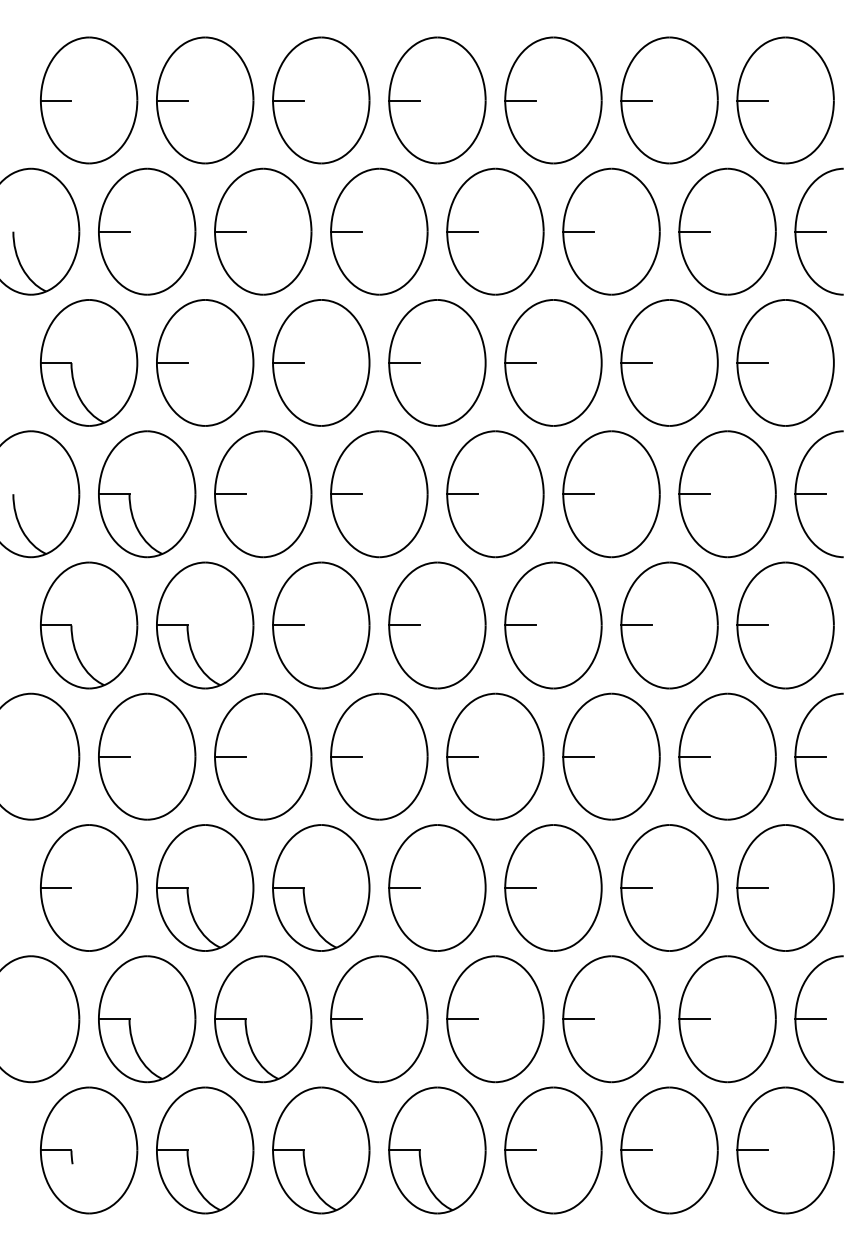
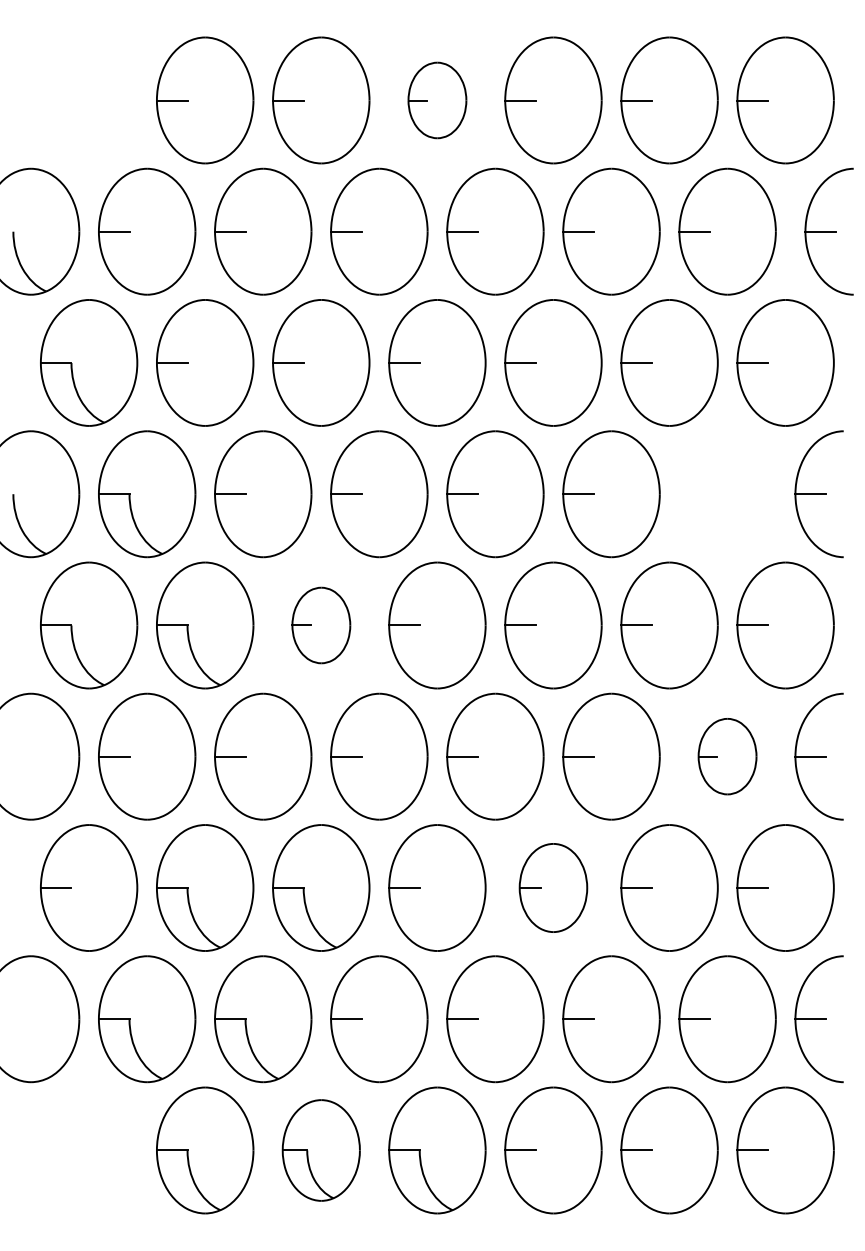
part: present -> none (89, 100)
part size: 99x129 px -> 61x79 px (437, 100)
part position: (818, 231) -> (828, 231) (828, 231)
part: present -> none (727, 494)
part size: 99x129 px -> 61x79 px (321, 625)
part size: 99x129 px -> 61x78 px (727, 756)
part size: 99x128 px -> 71x90 px (553, 887)
part: present -> none (89, 1150)
part size: 99x129 px -> 80x103 px (320, 1150)
